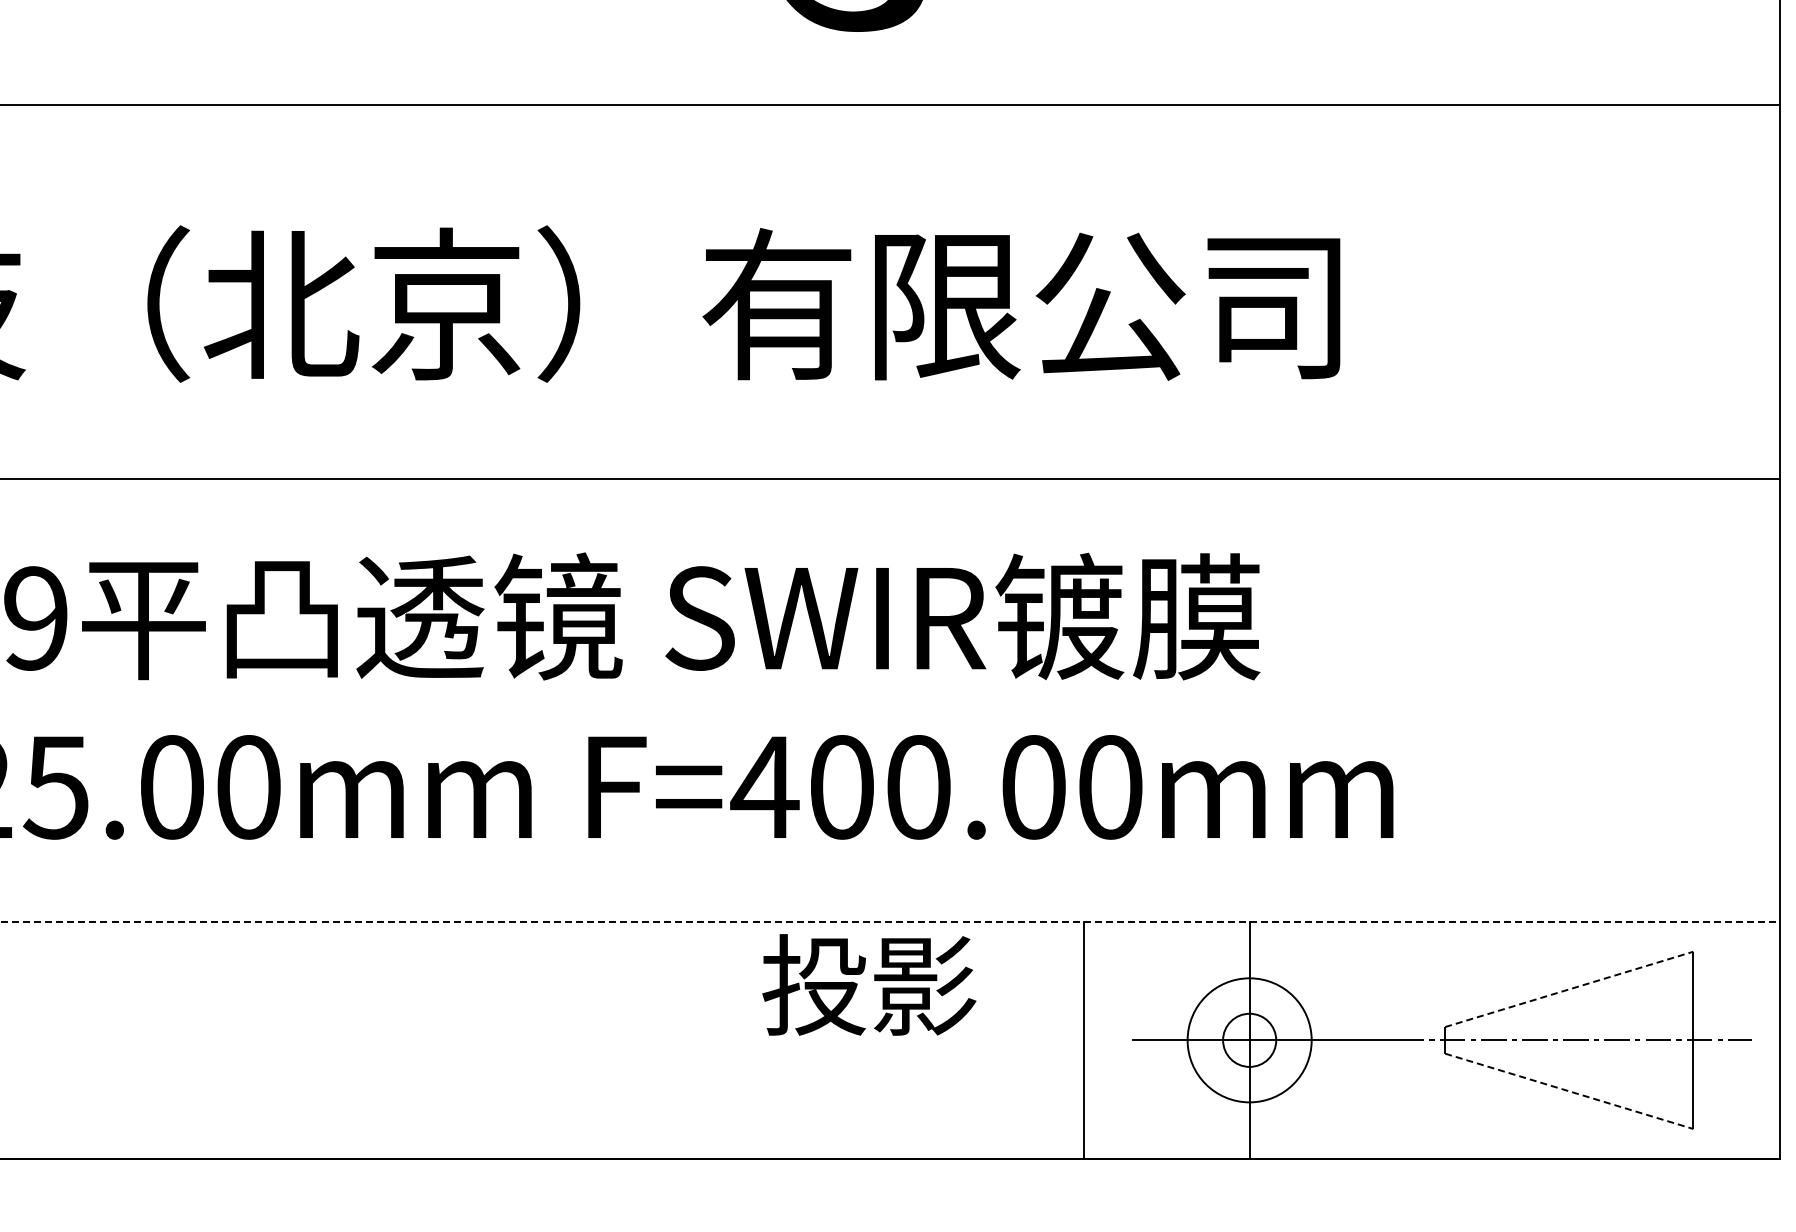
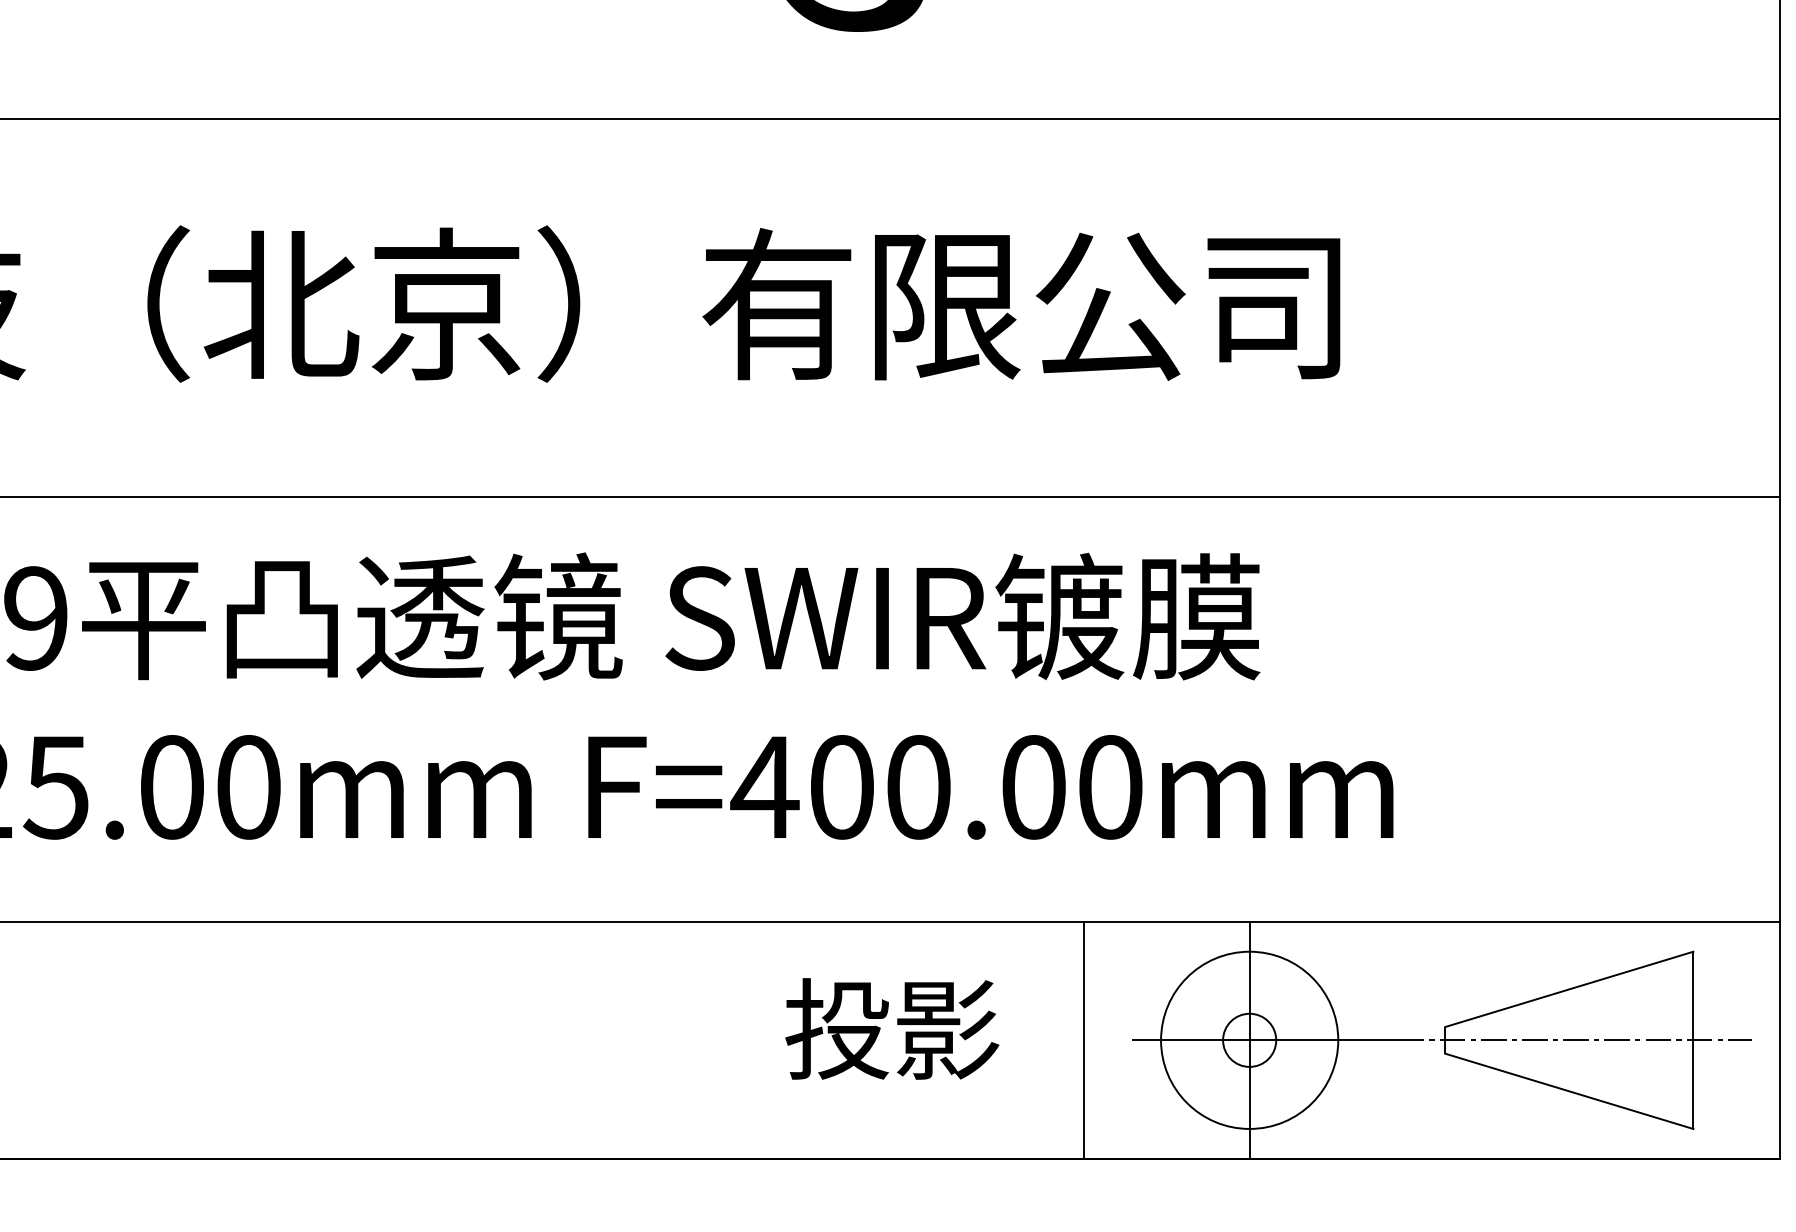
line position: (890, 104) -> (890, 118) (890, 118)
line position: (890, 478) -> (890, 496) (890, 496)
line: dashed -> solid (889, 922)
text position: (869, 984) -> (892, 1028) (892, 1028)
line: dashed -> solid (1569, 989)
circle diameter: 124 px -> 177 px (1249, 1039)
line: dashed -> solid (1569, 1091)
